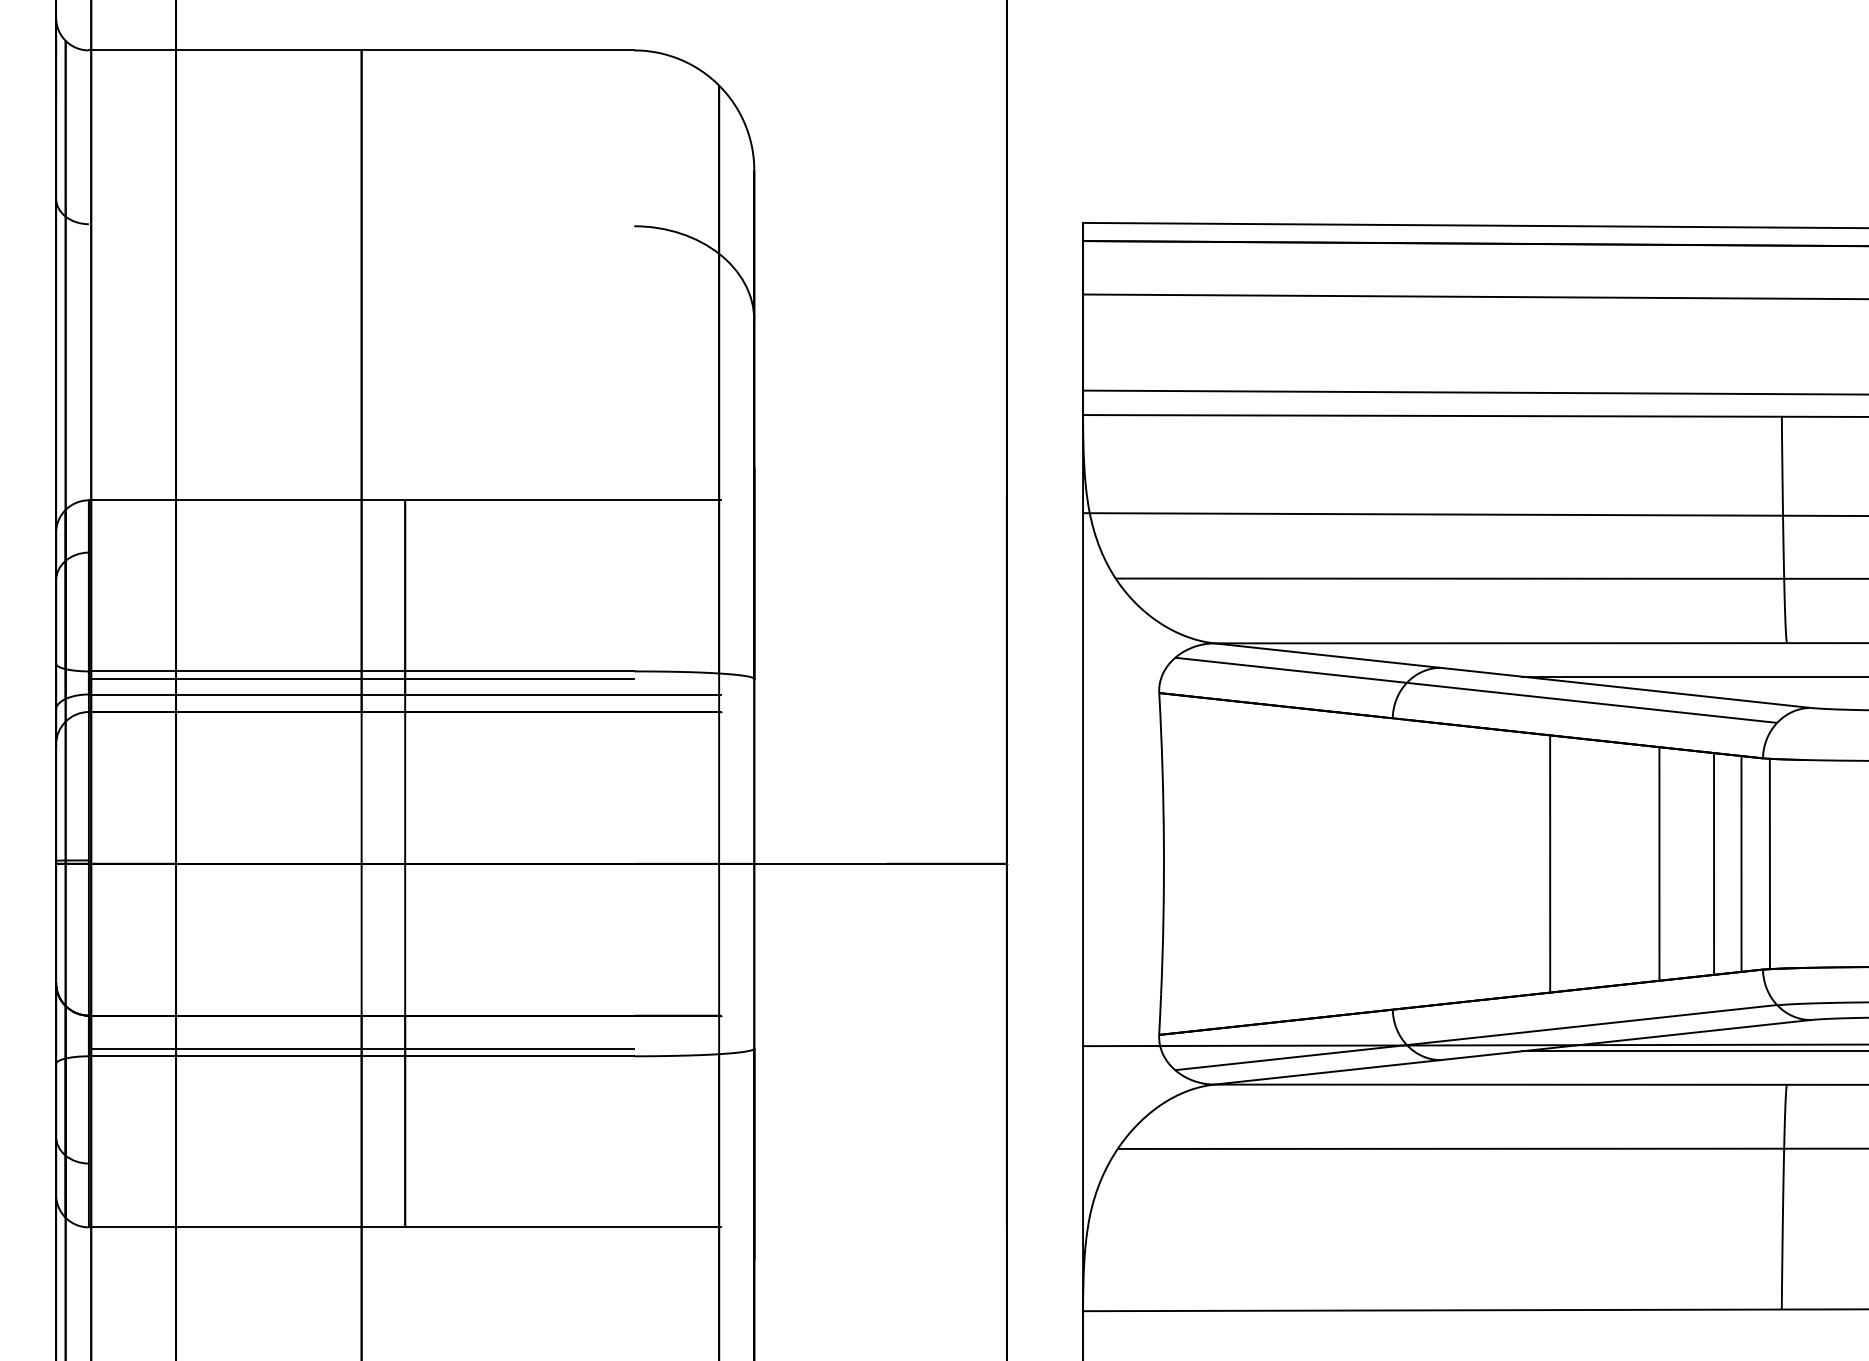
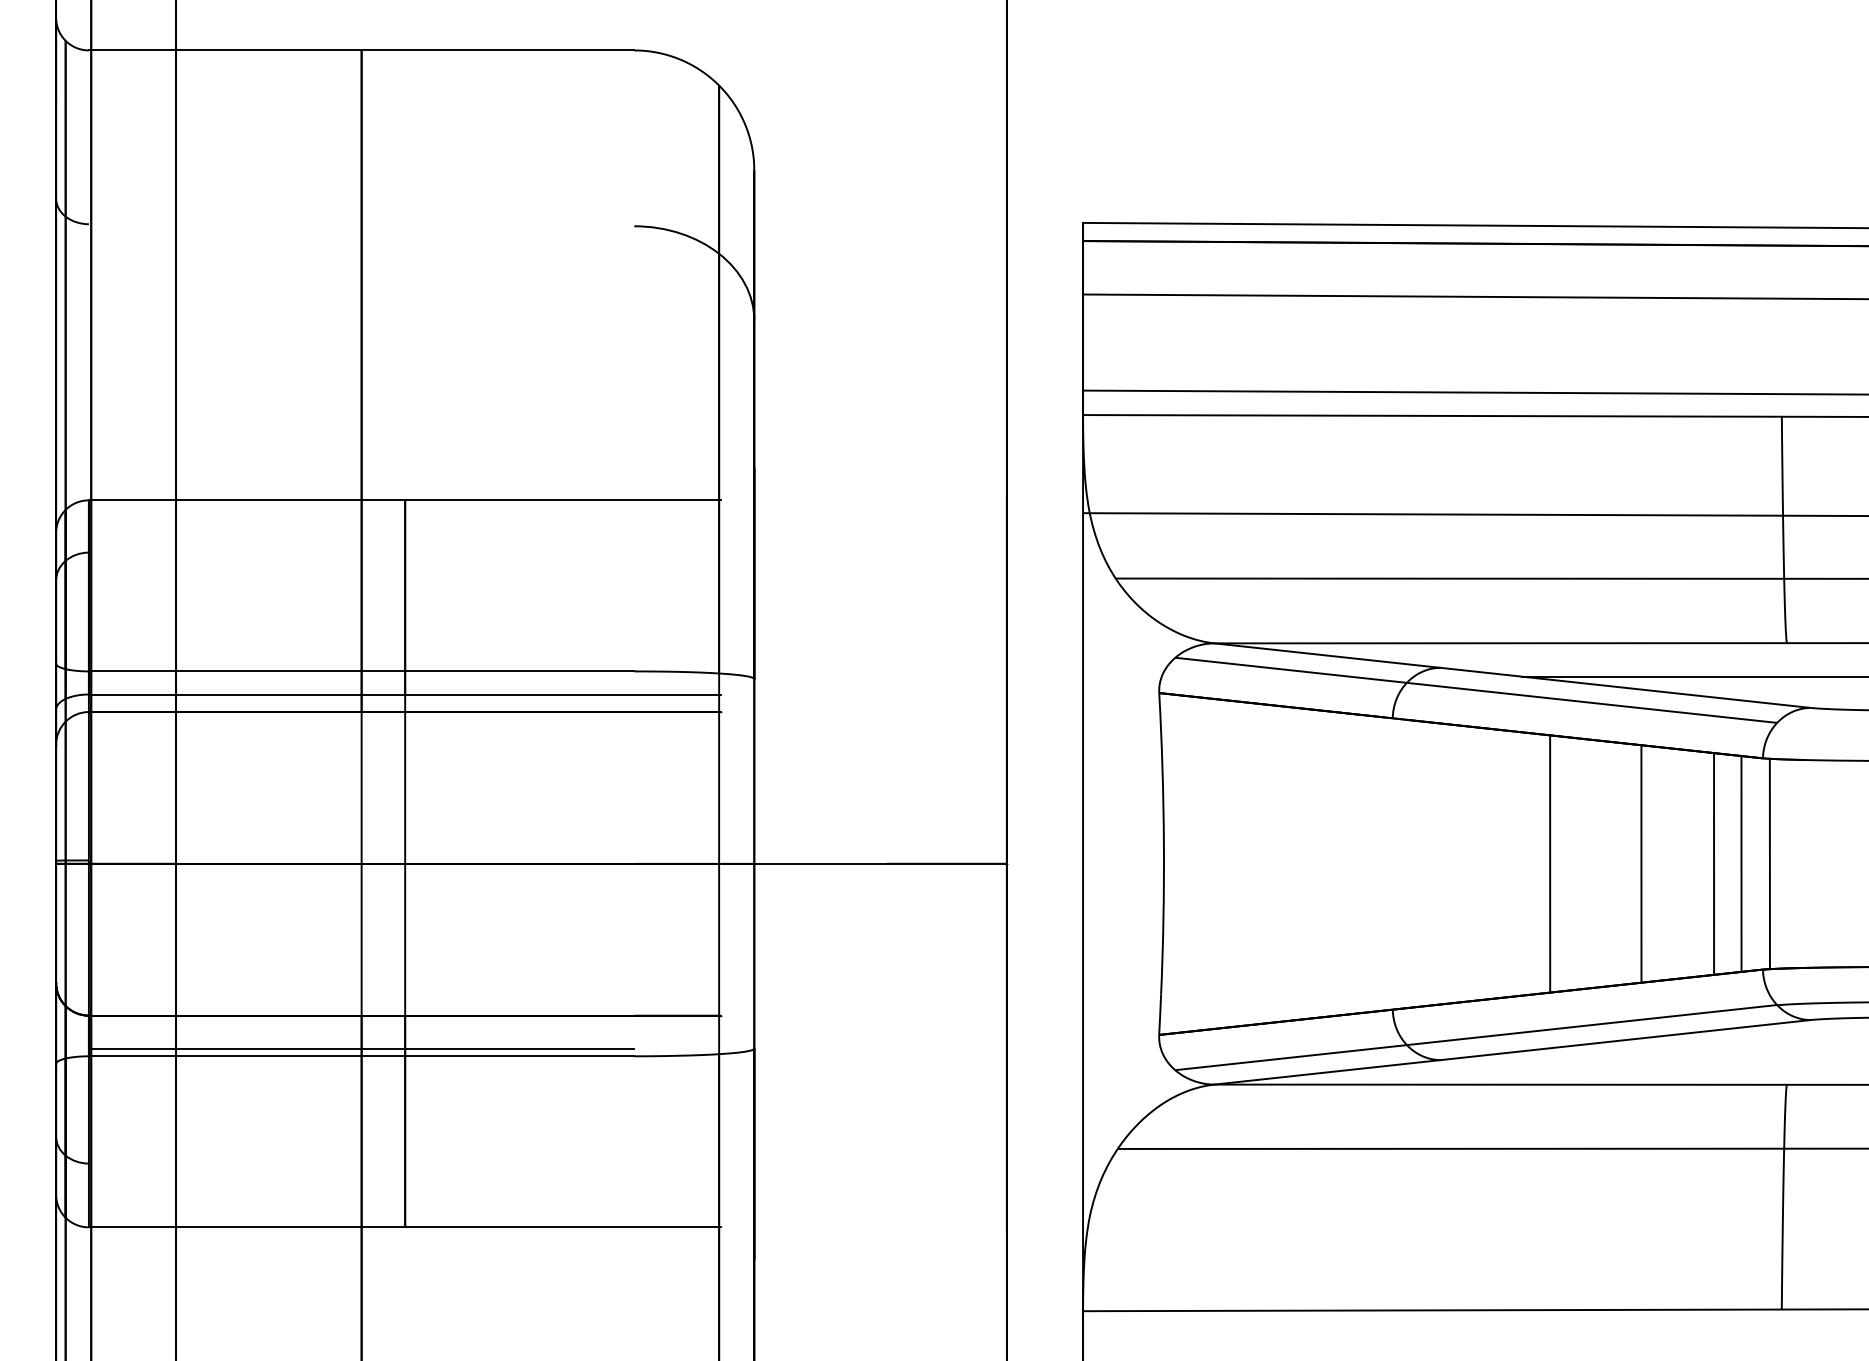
line: present -> none (361, 679)
line position: (1659, 863) -> (1641, 863) (1641, 863)
line: present -> none (1474, 1045)
line: present -> none (1693, 1051)
